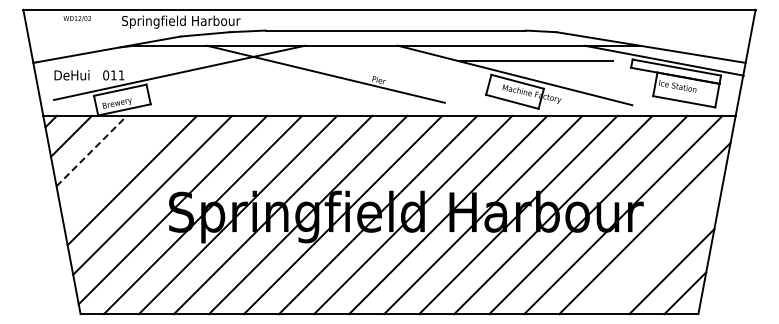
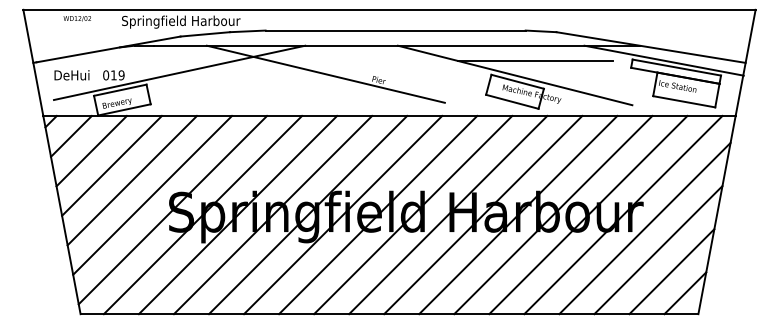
text: 011 -> 019 (121, 75)
line: dashed -> solid (91, 151)
line: none -> present (111, 165)
line: none -> present (658, 250)
